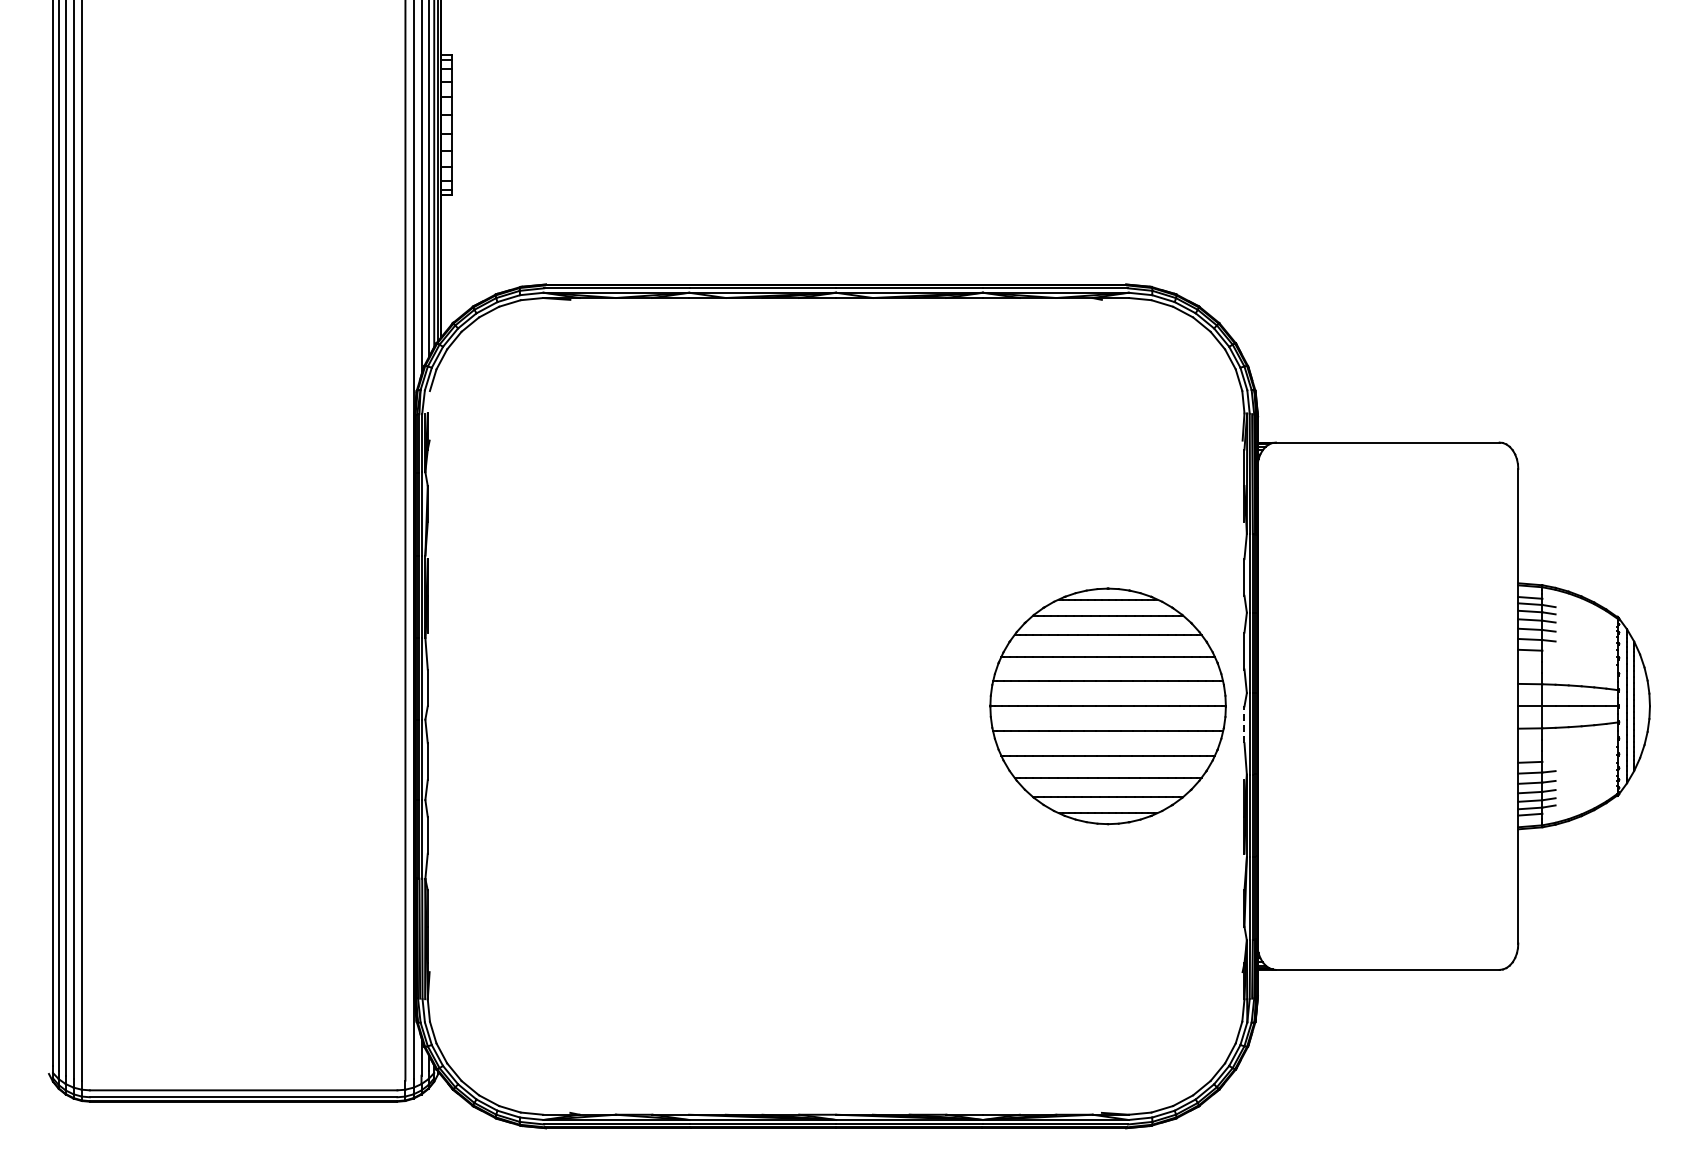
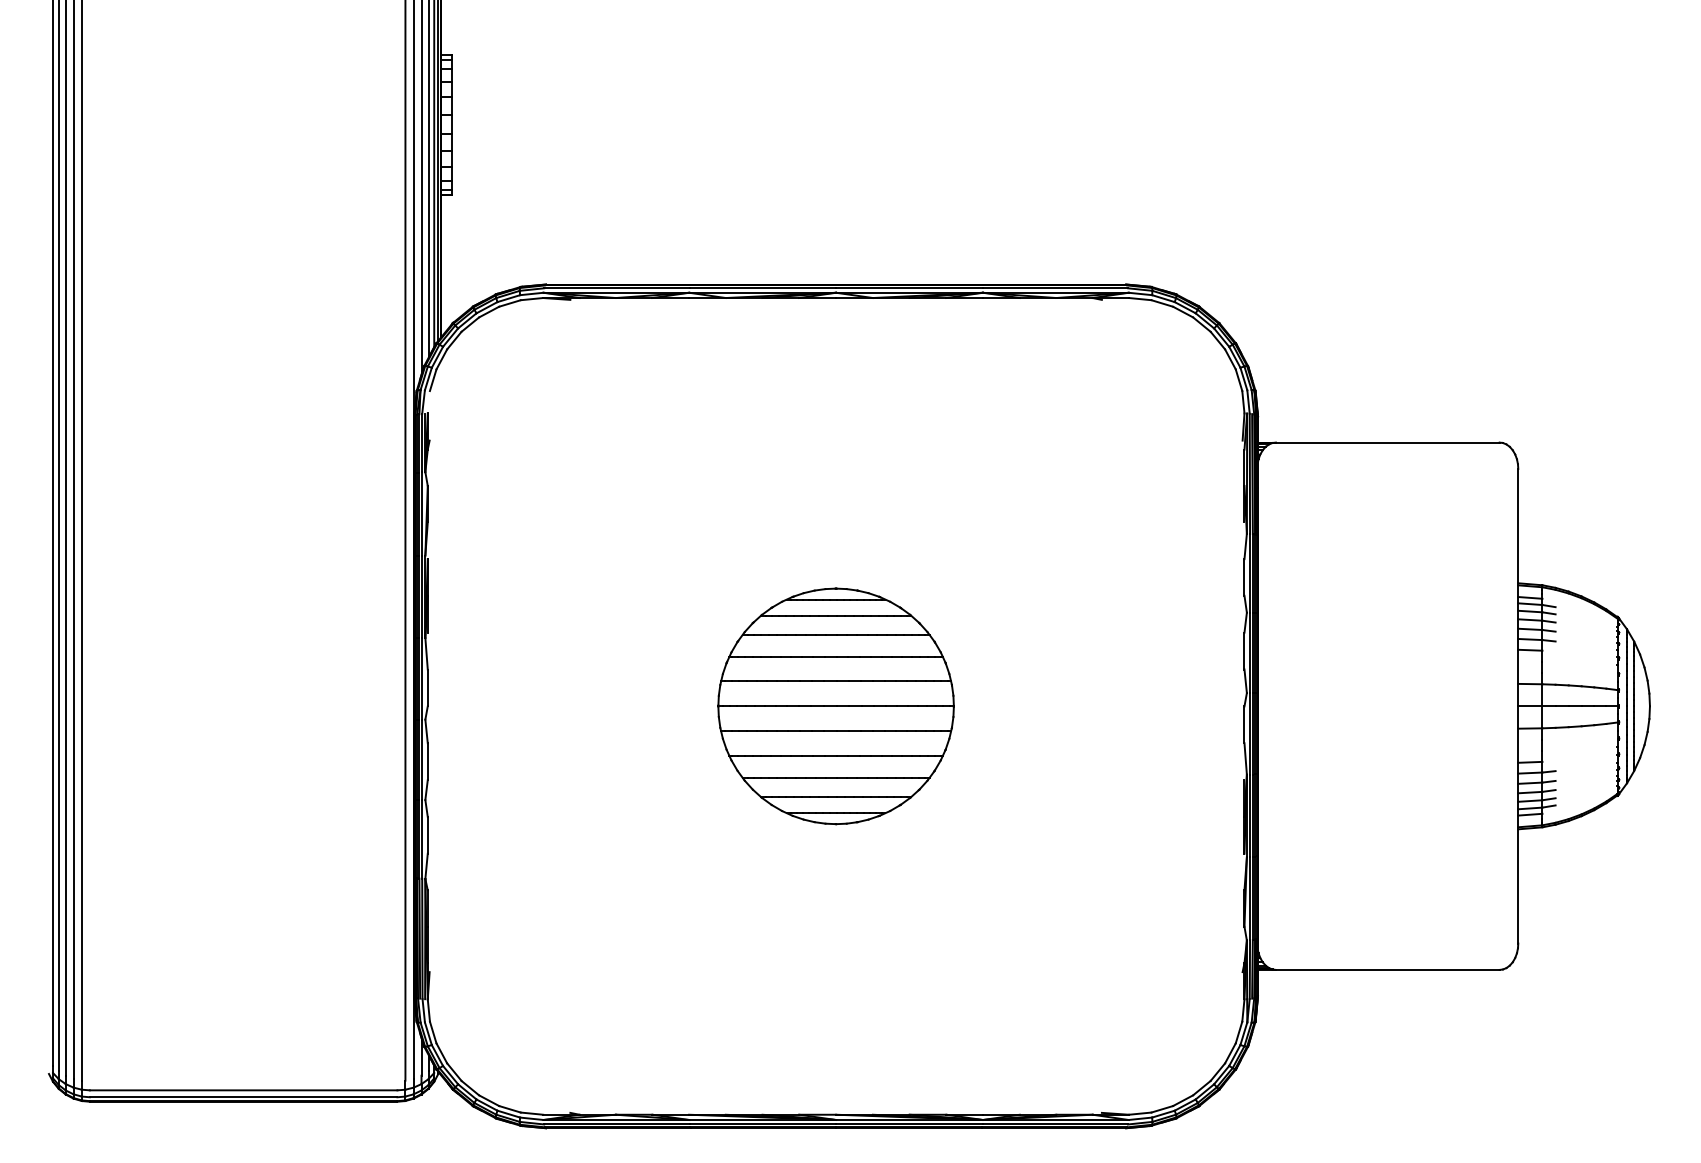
part position: (1107, 706) -> (835, 706) (835, 706)
line: dashed -> solid (1244, 724)
